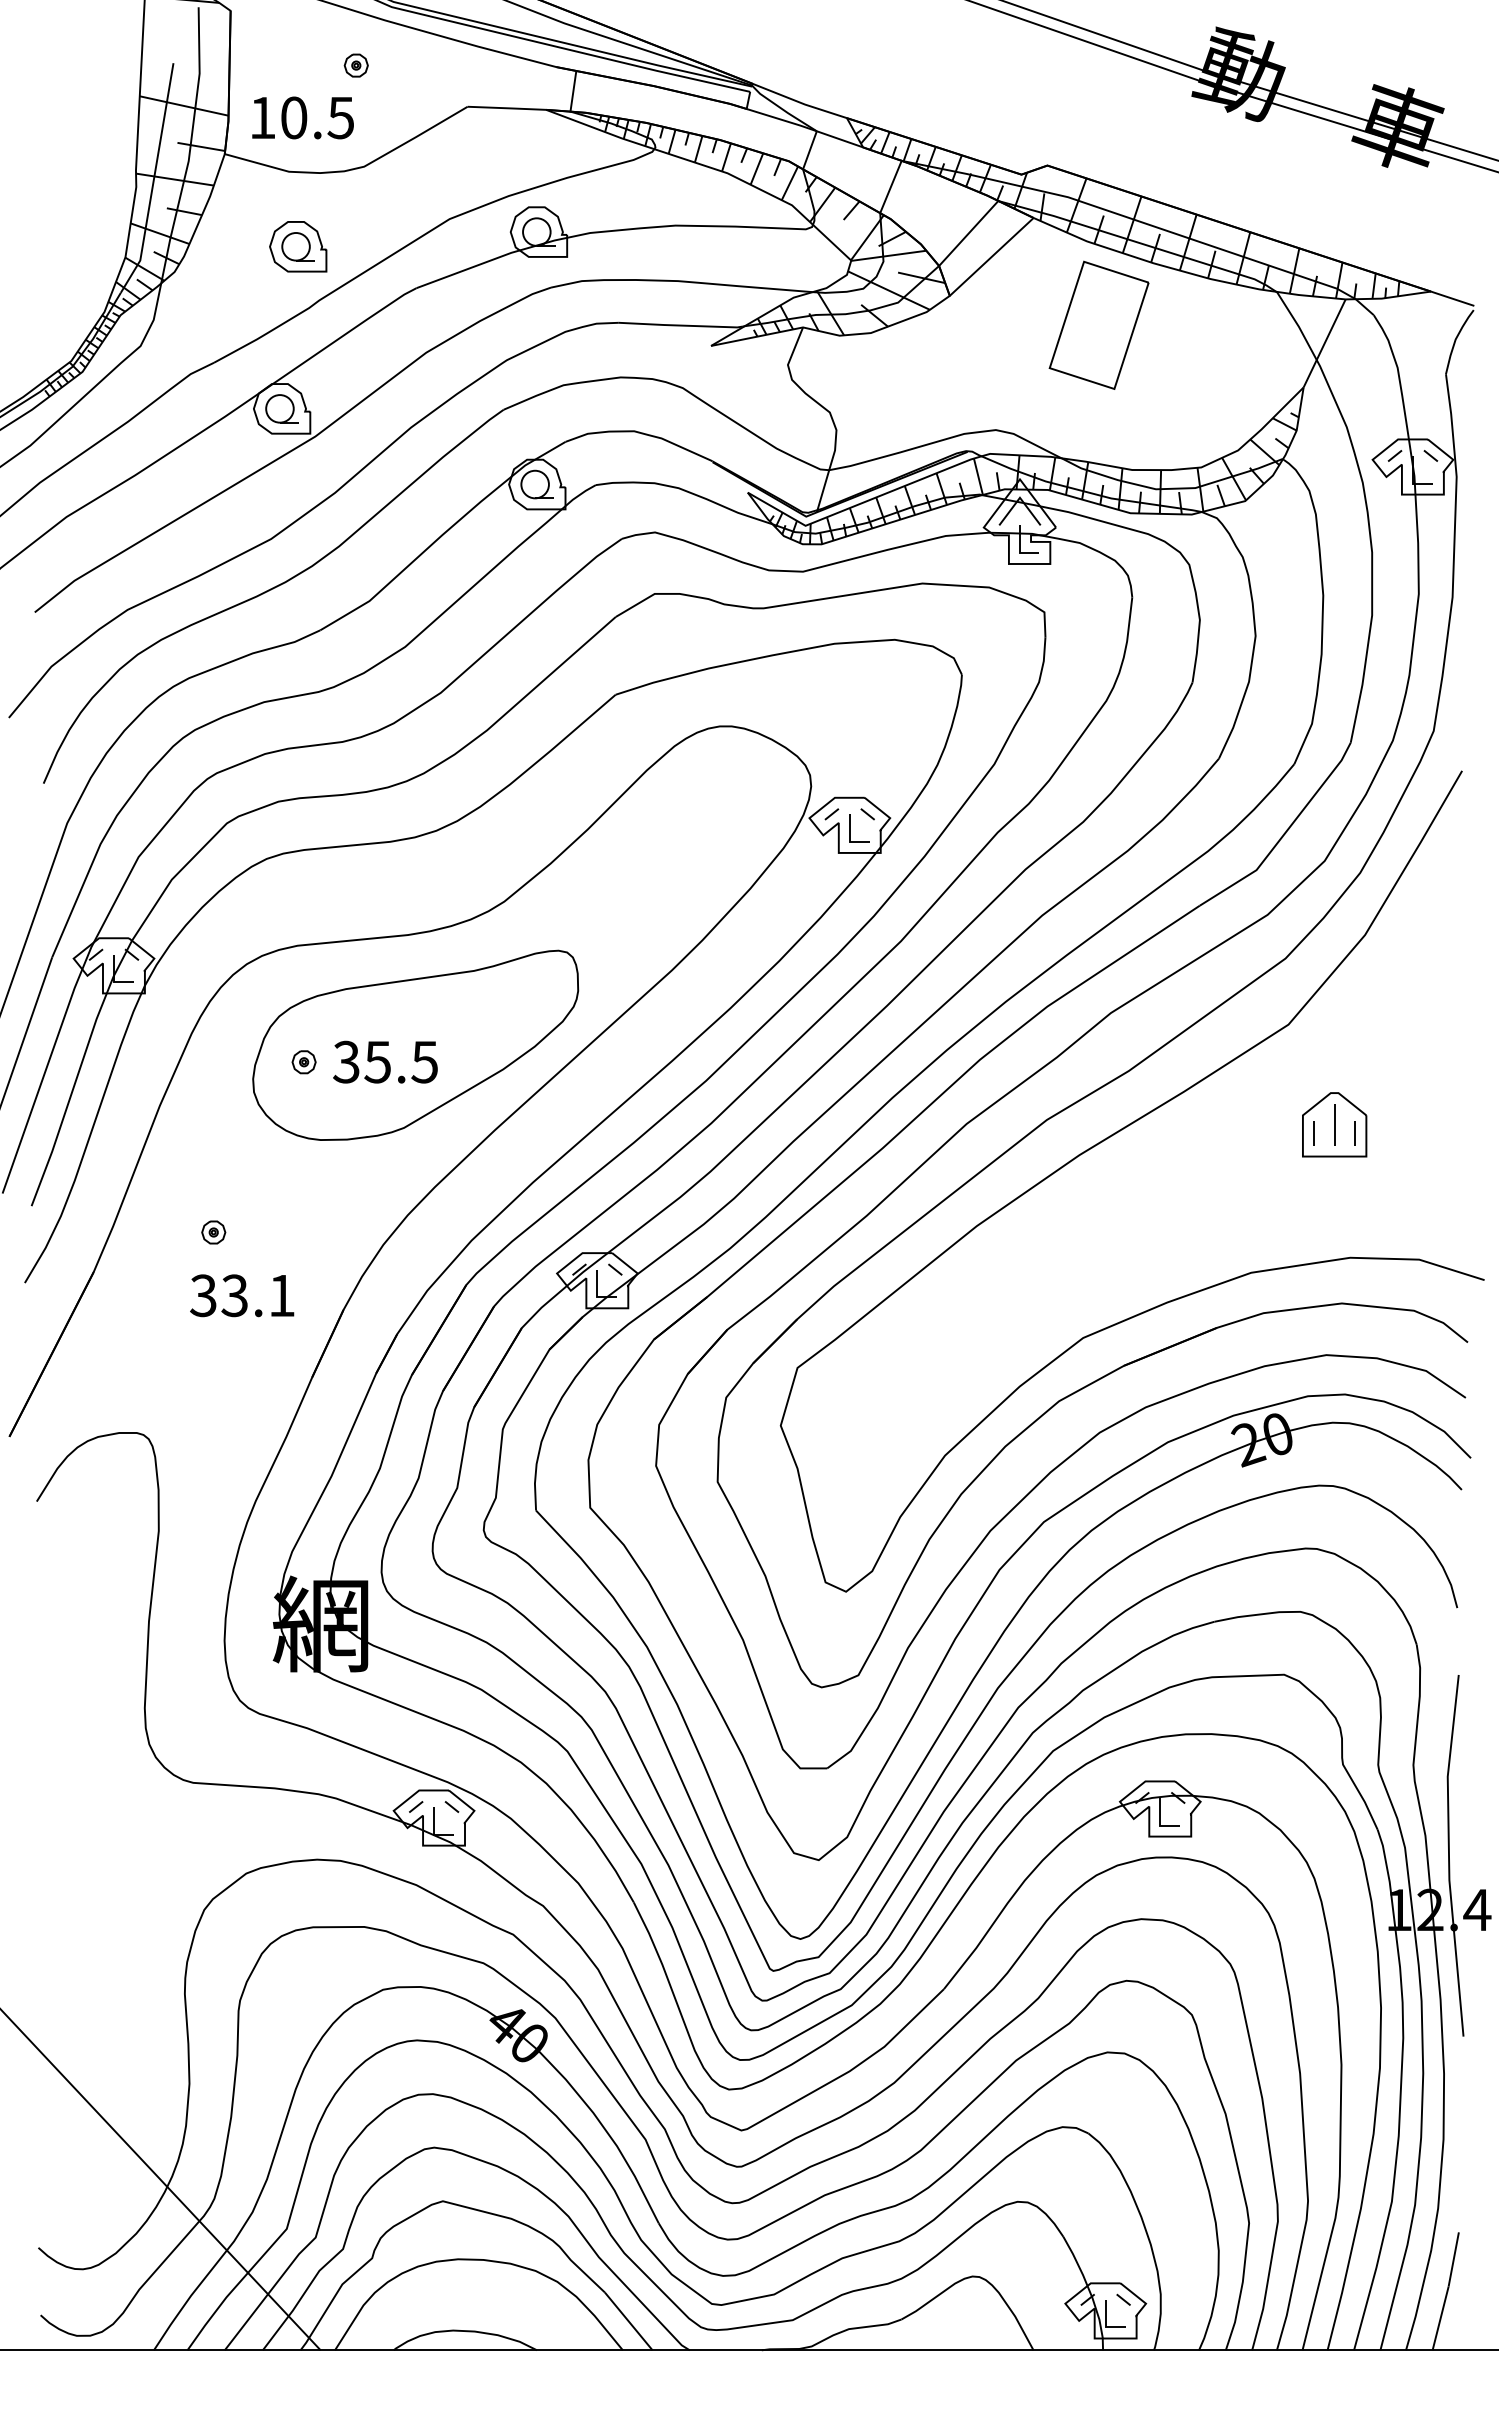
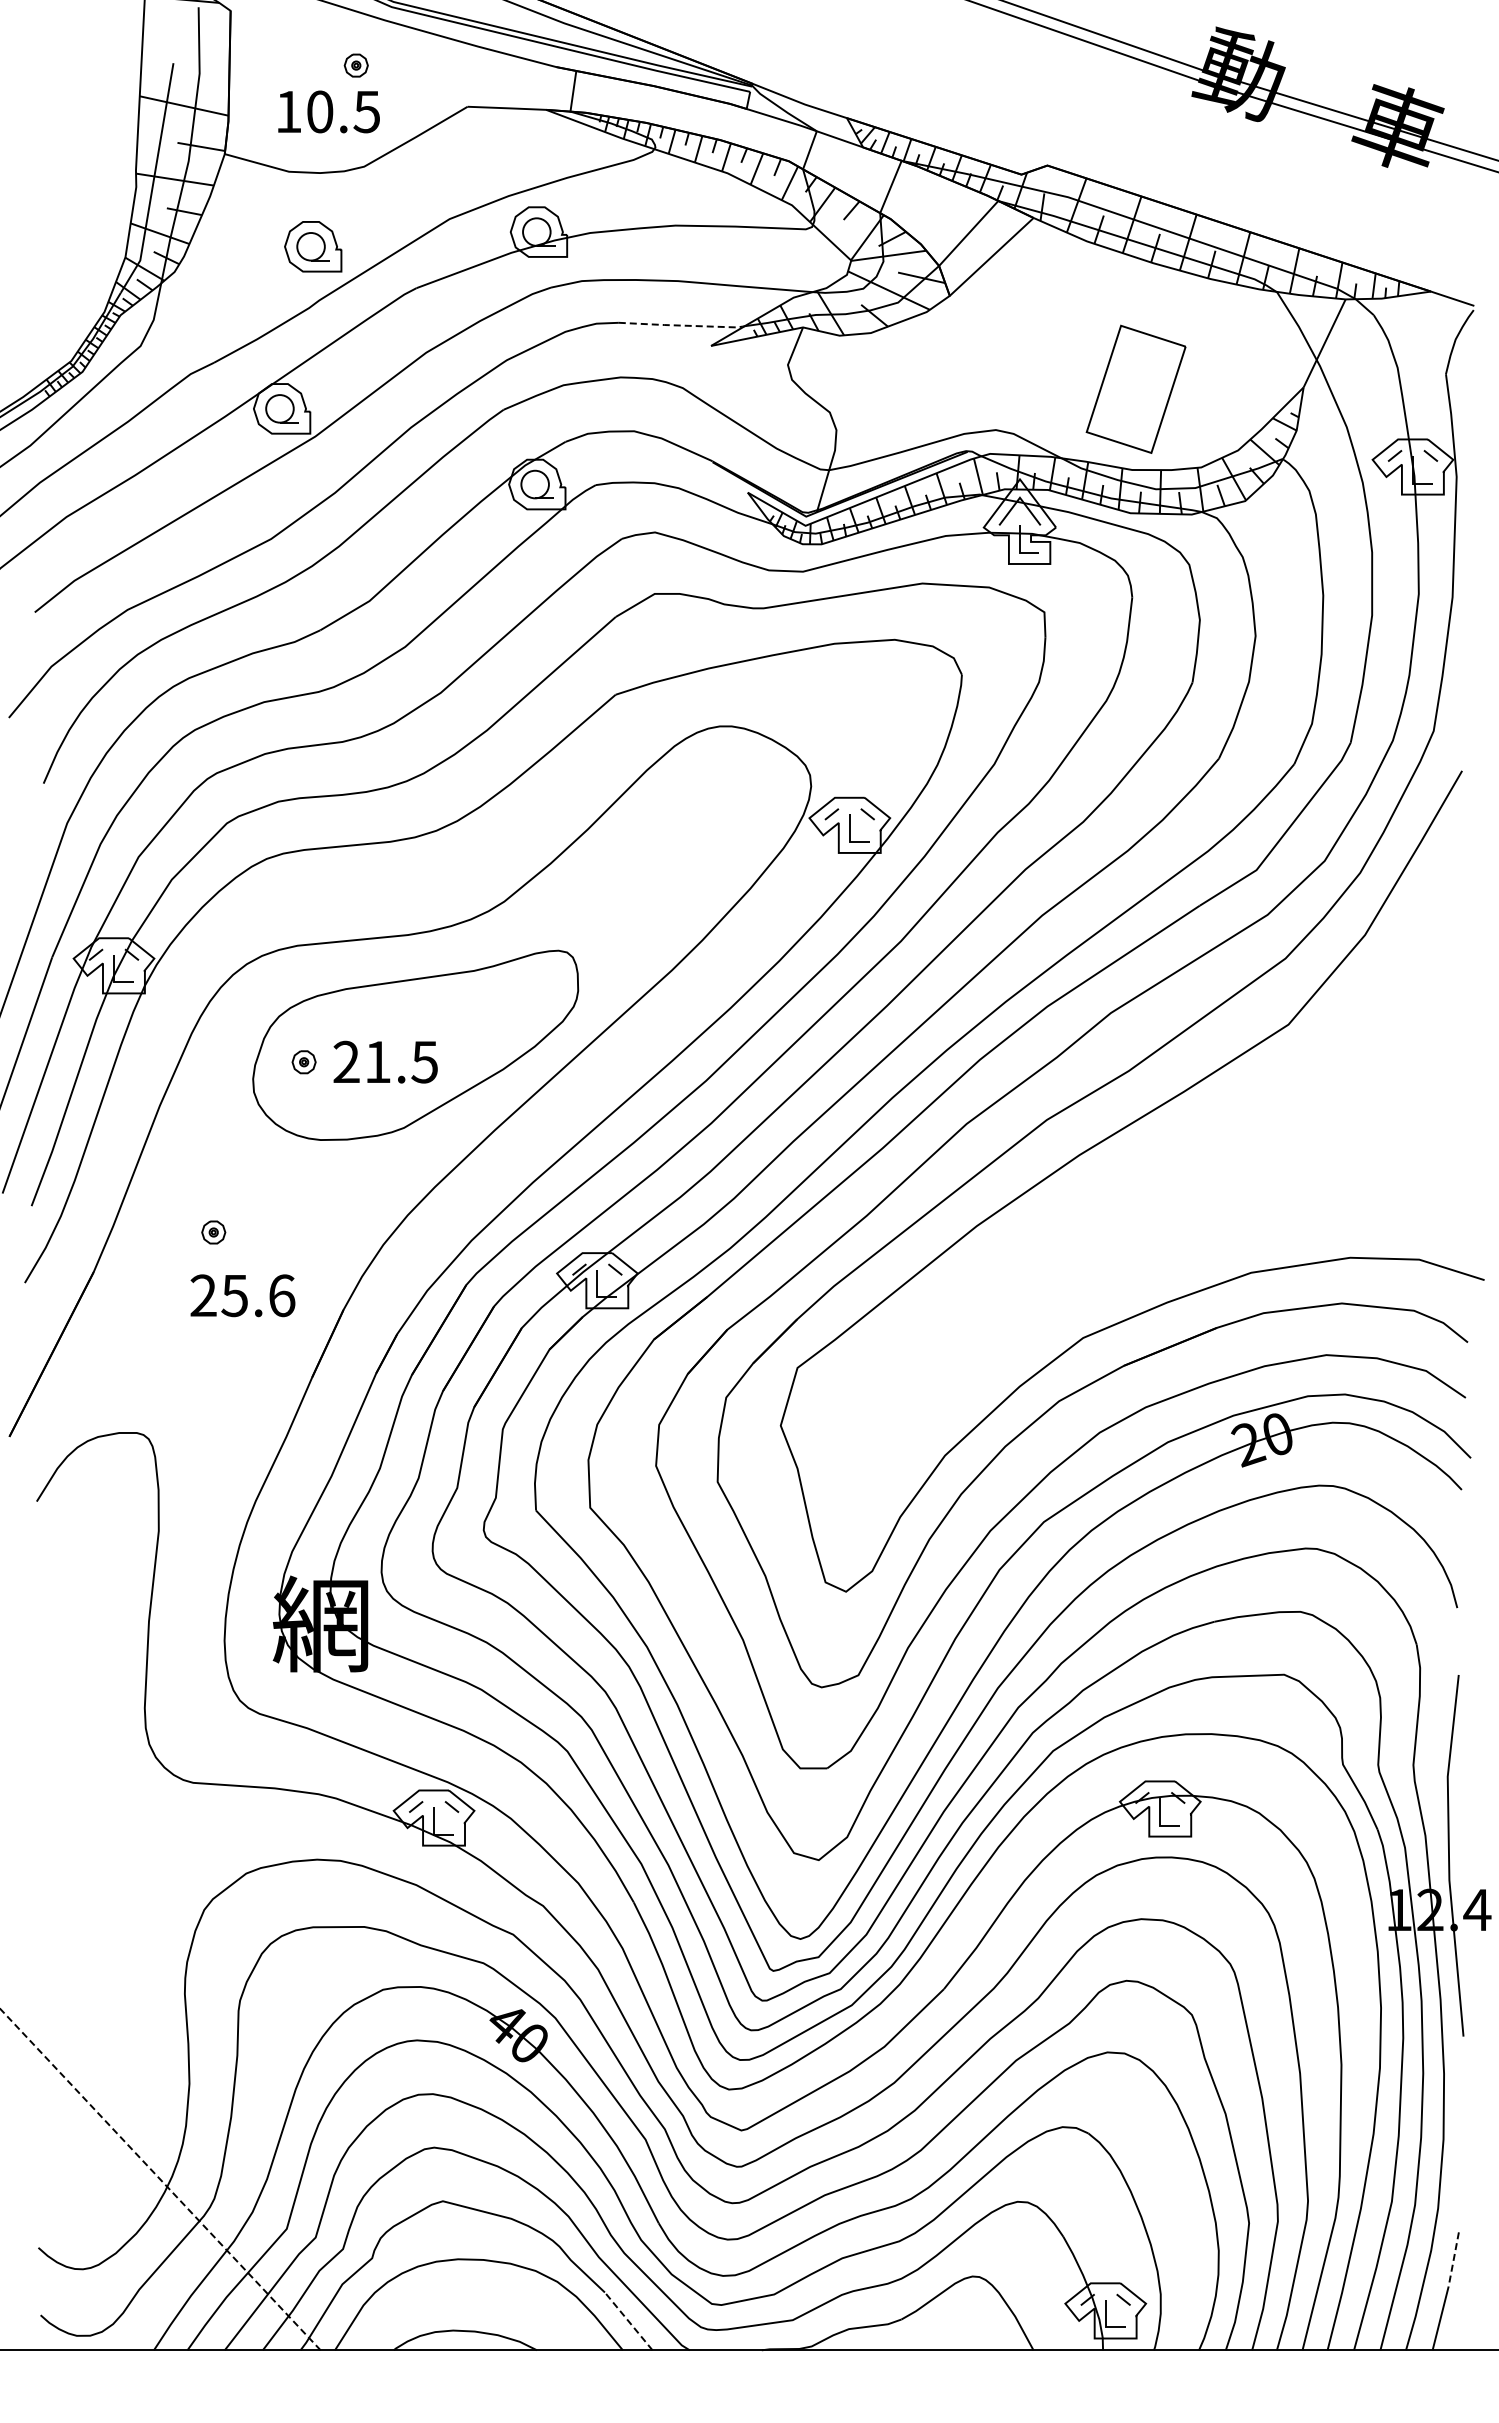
text position: (302, 117) -> (328, 111) (328, 111)
part position: (298, 246) -> (313, 246) (313, 246)
part position: (1098, 324) -> (1135, 388) (1135, 388)
line: solid -> dashed (680, 325)
text: 35.5 -> 21.5 (361, 1062)
part: present -> none (1334, 1124)
text: 33.1 -> 25.6 (242, 1295)
line: solid -> dashed (160, 2179)
line: solid -> dashed (1453, 2259)
line: solid -> dashed (628, 2321)
